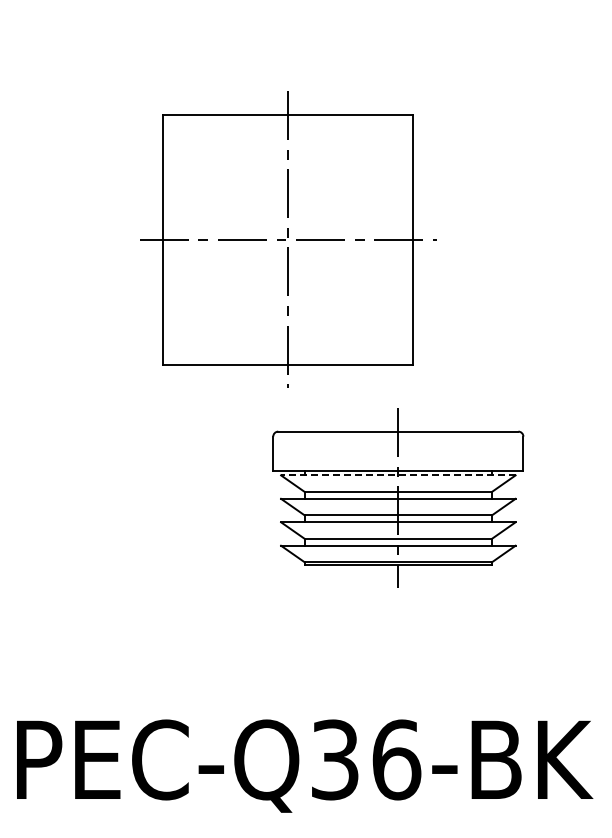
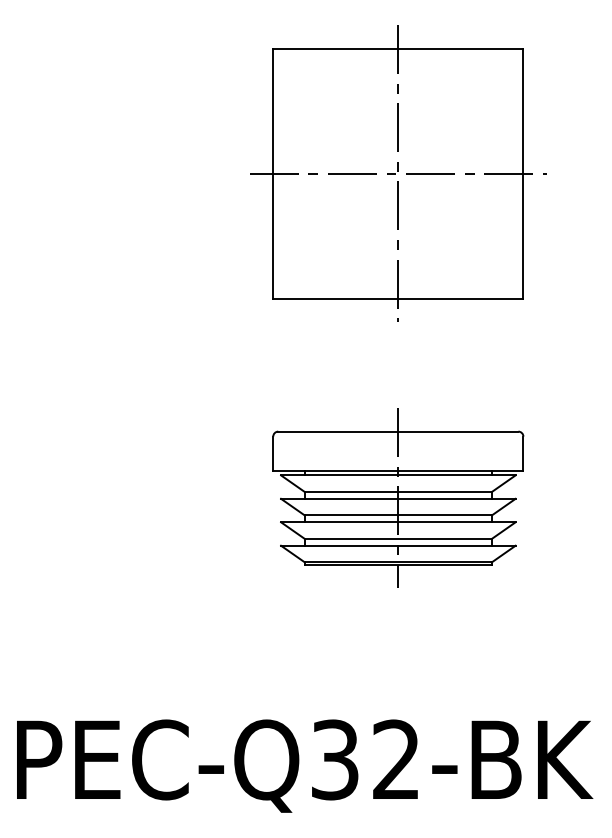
part position: (288, 239) -> (398, 173) (398, 173)
line: dashed -> solid (397, 475)
text: PEC-Q36-BK -> PEC-Q32-BK (396, 759)
